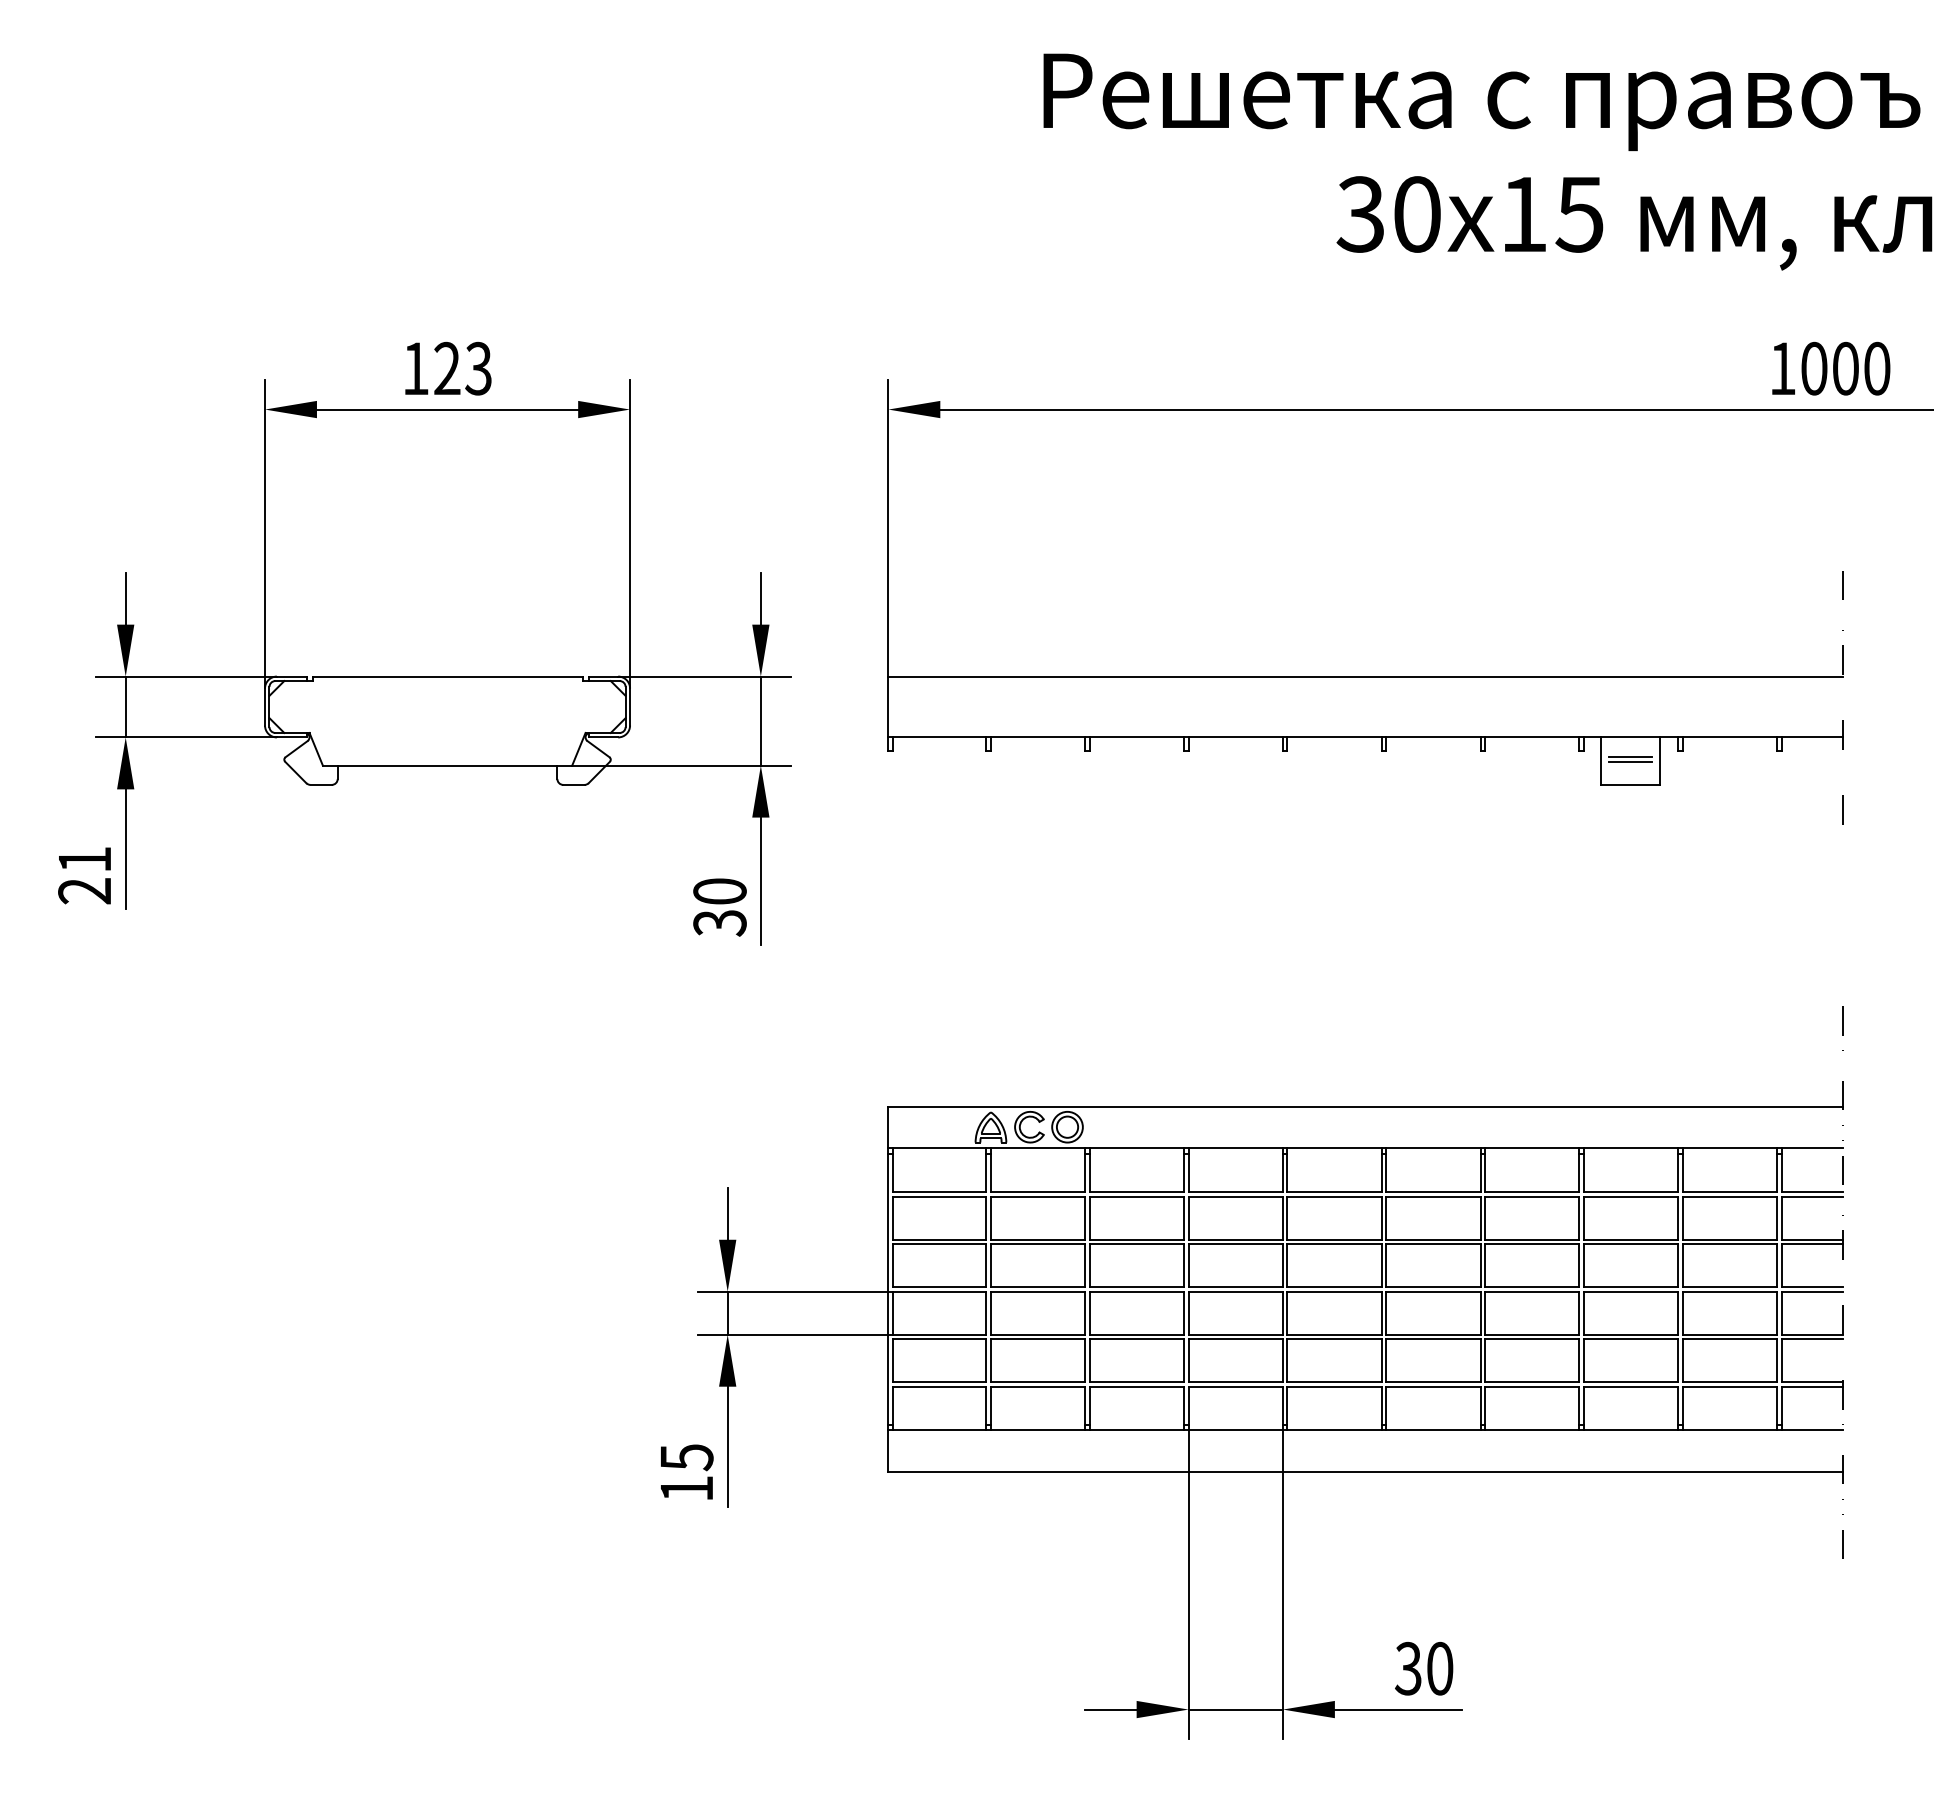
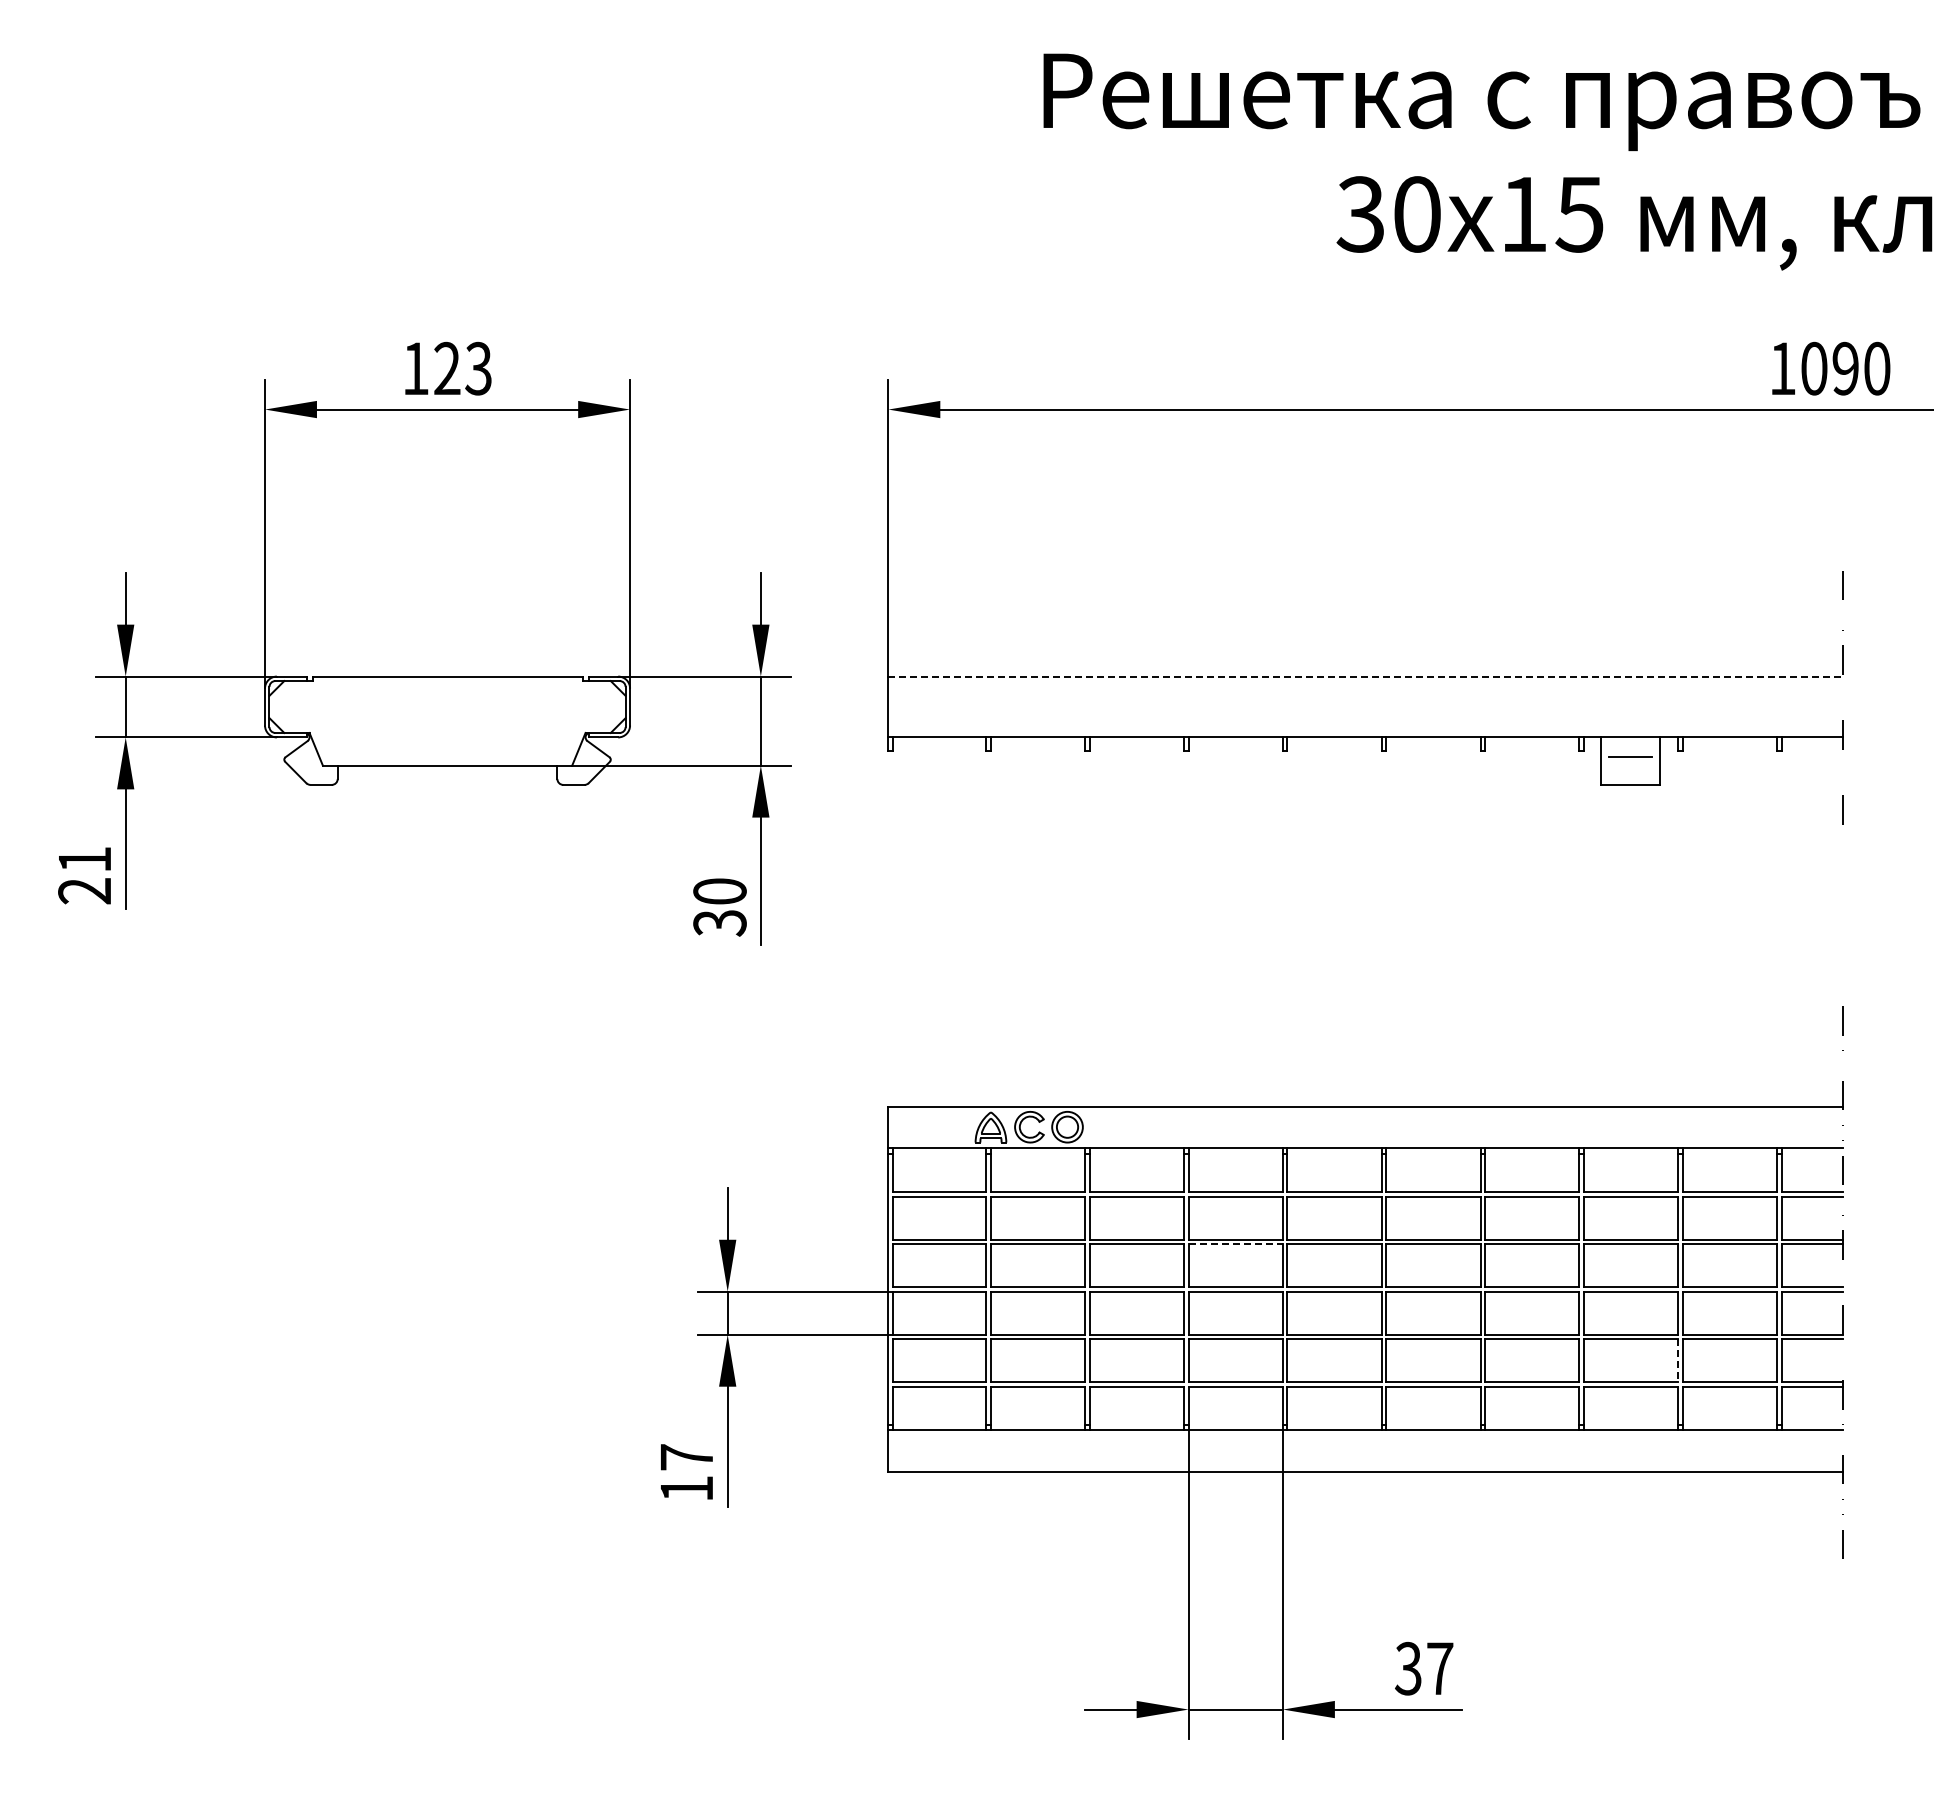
text: 1000 -> 1090 (1845, 368)
line: solid -> dashed (1365, 676)
line: present -> none (1630, 761)
line: solid -> dashed (1236, 1244)
line: solid -> dashed (1678, 1360)
text: 15 -> 17 (687, 1457)
text: 30 -> 37 (1440, 1668)
